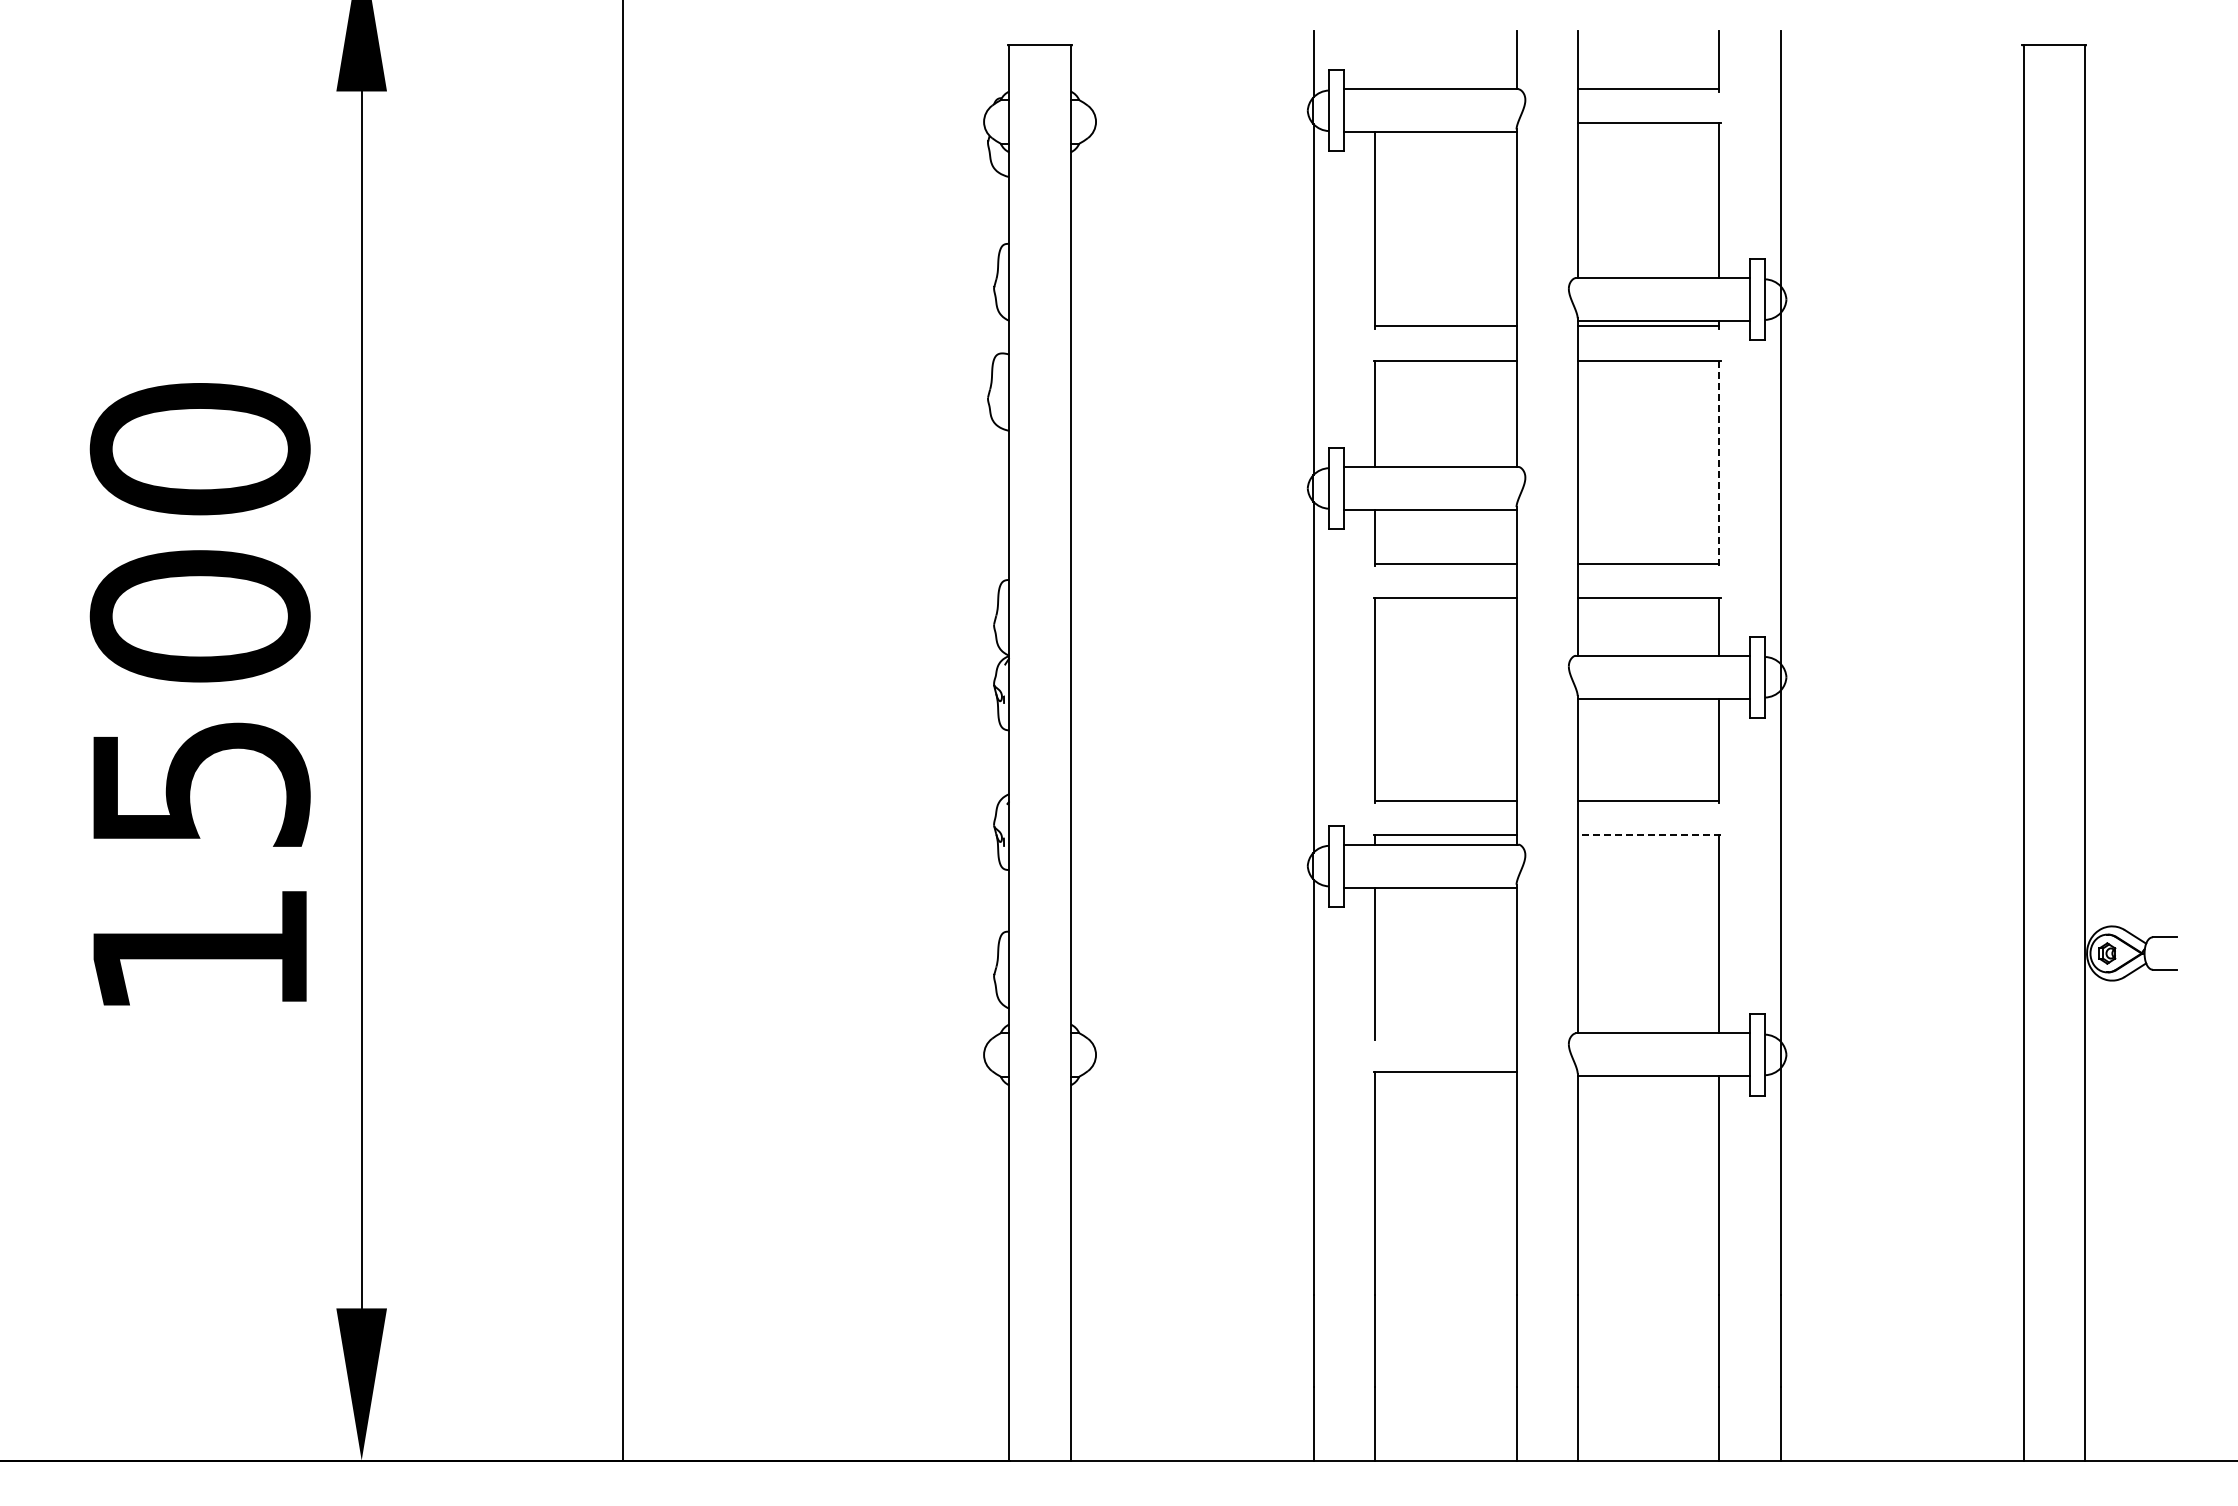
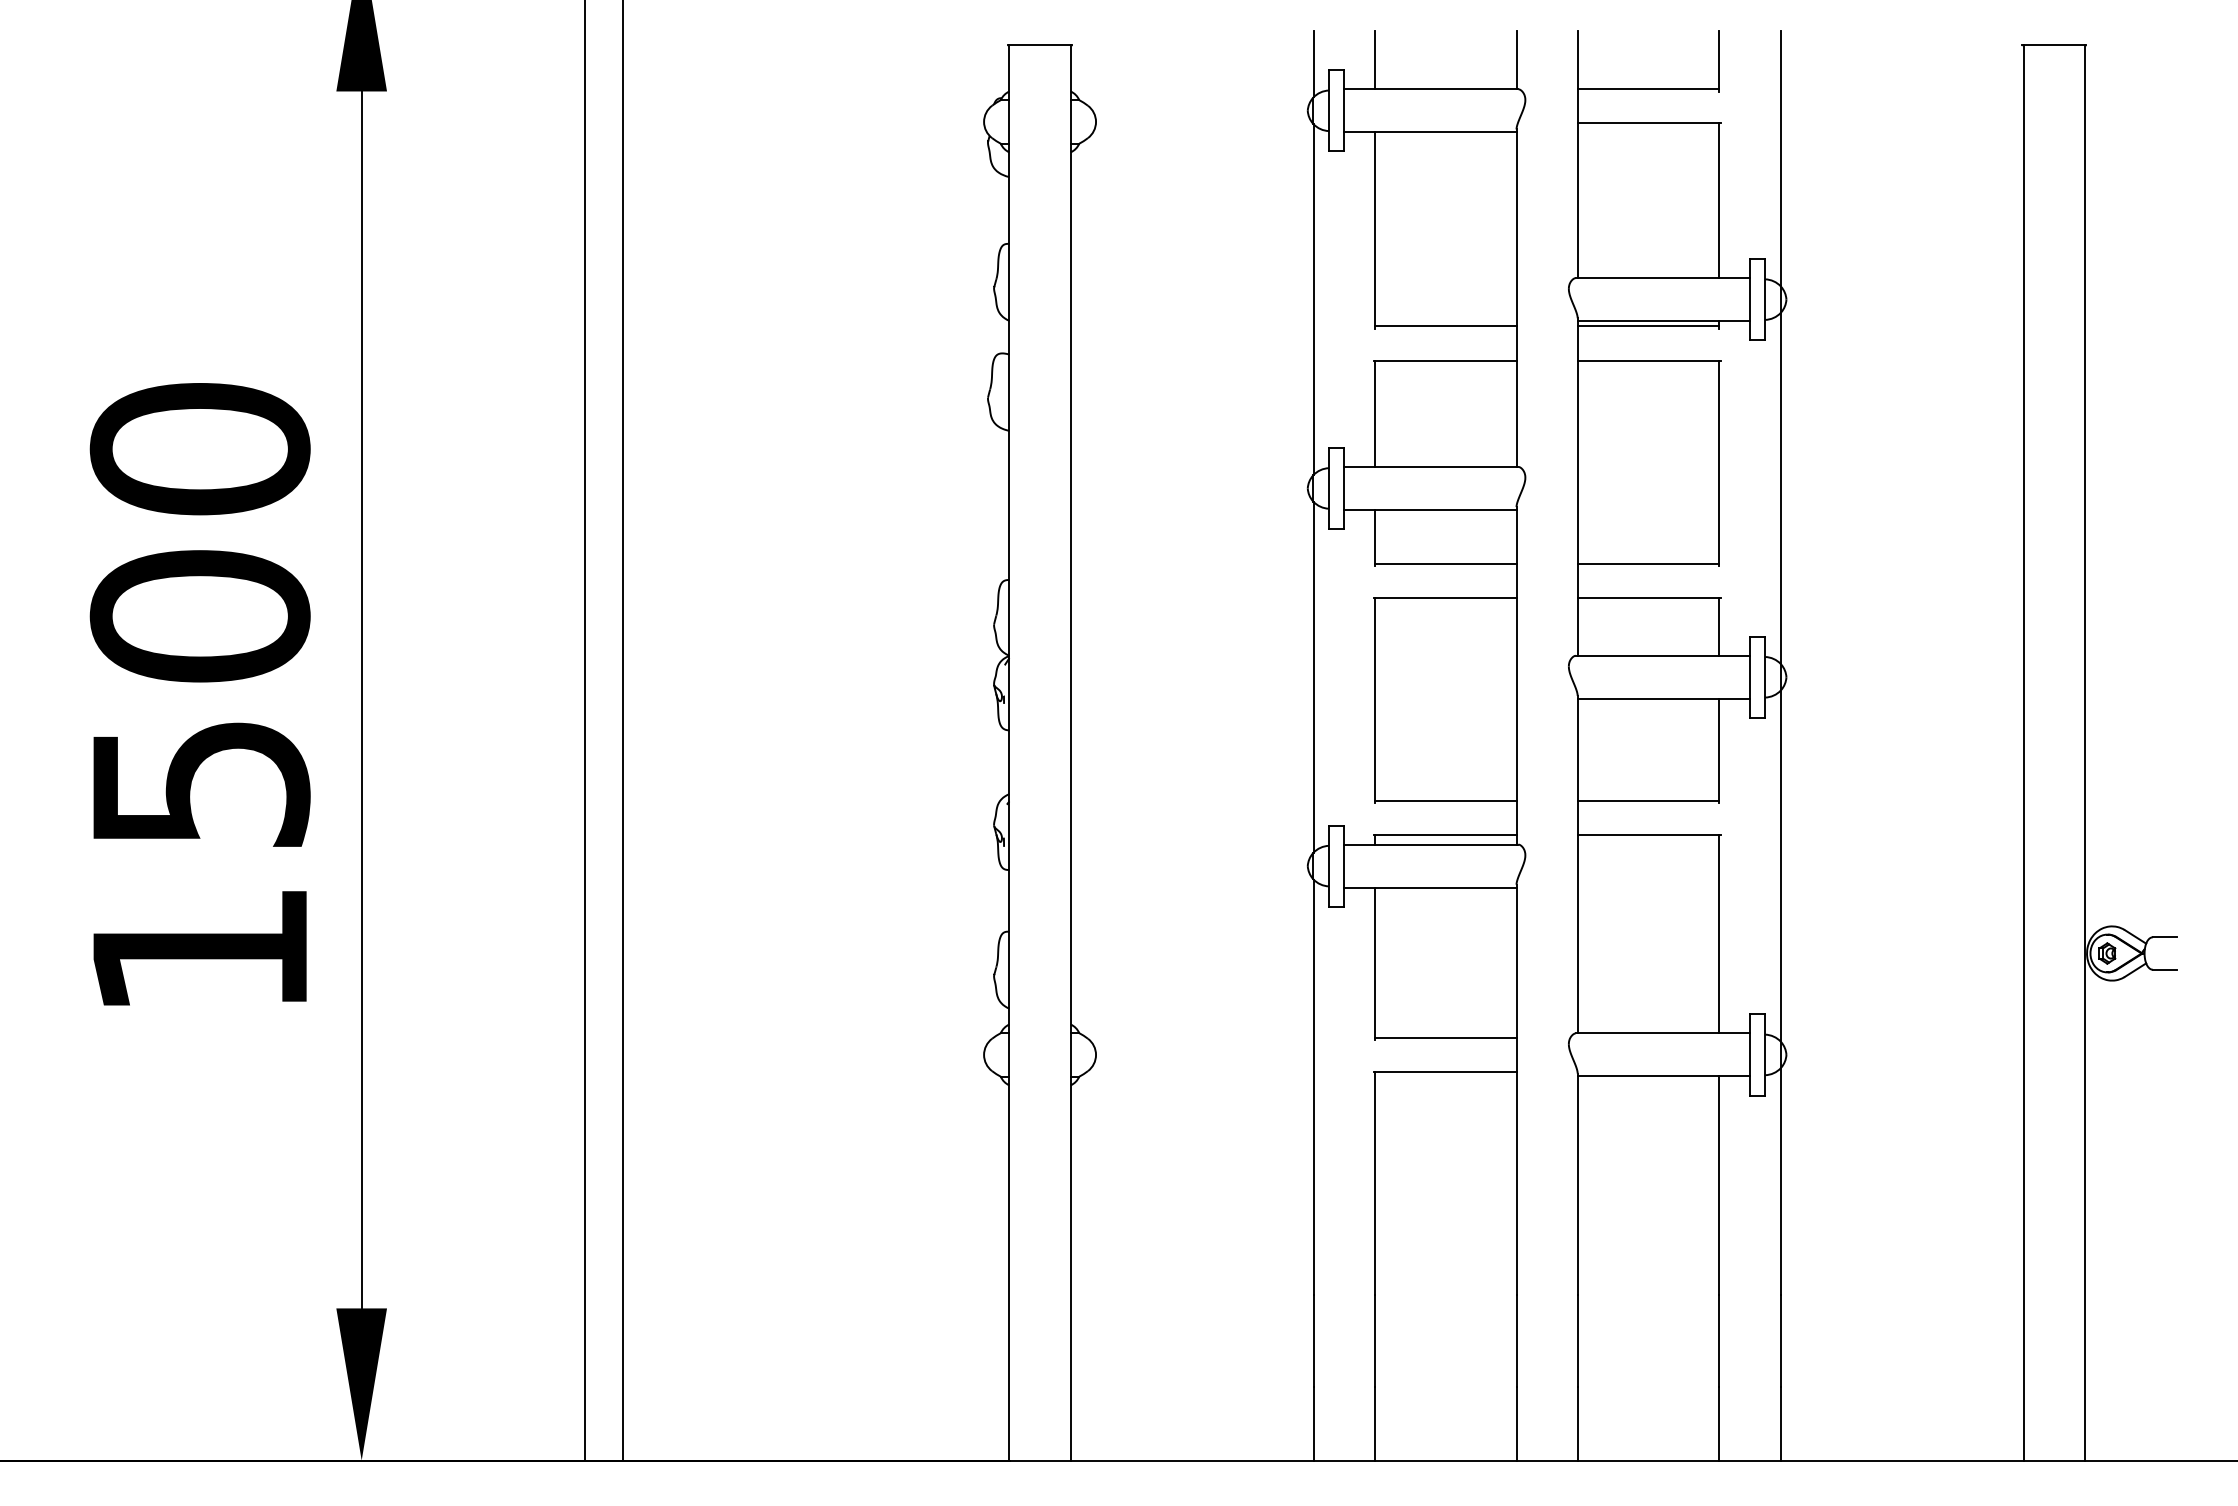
line: none -> present (1374, 59)
line: dashed -> solid (1719, 463)
line: none -> present (584, 731)
line: dashed -> solid (1648, 834)
line: none -> present (1445, 1037)
